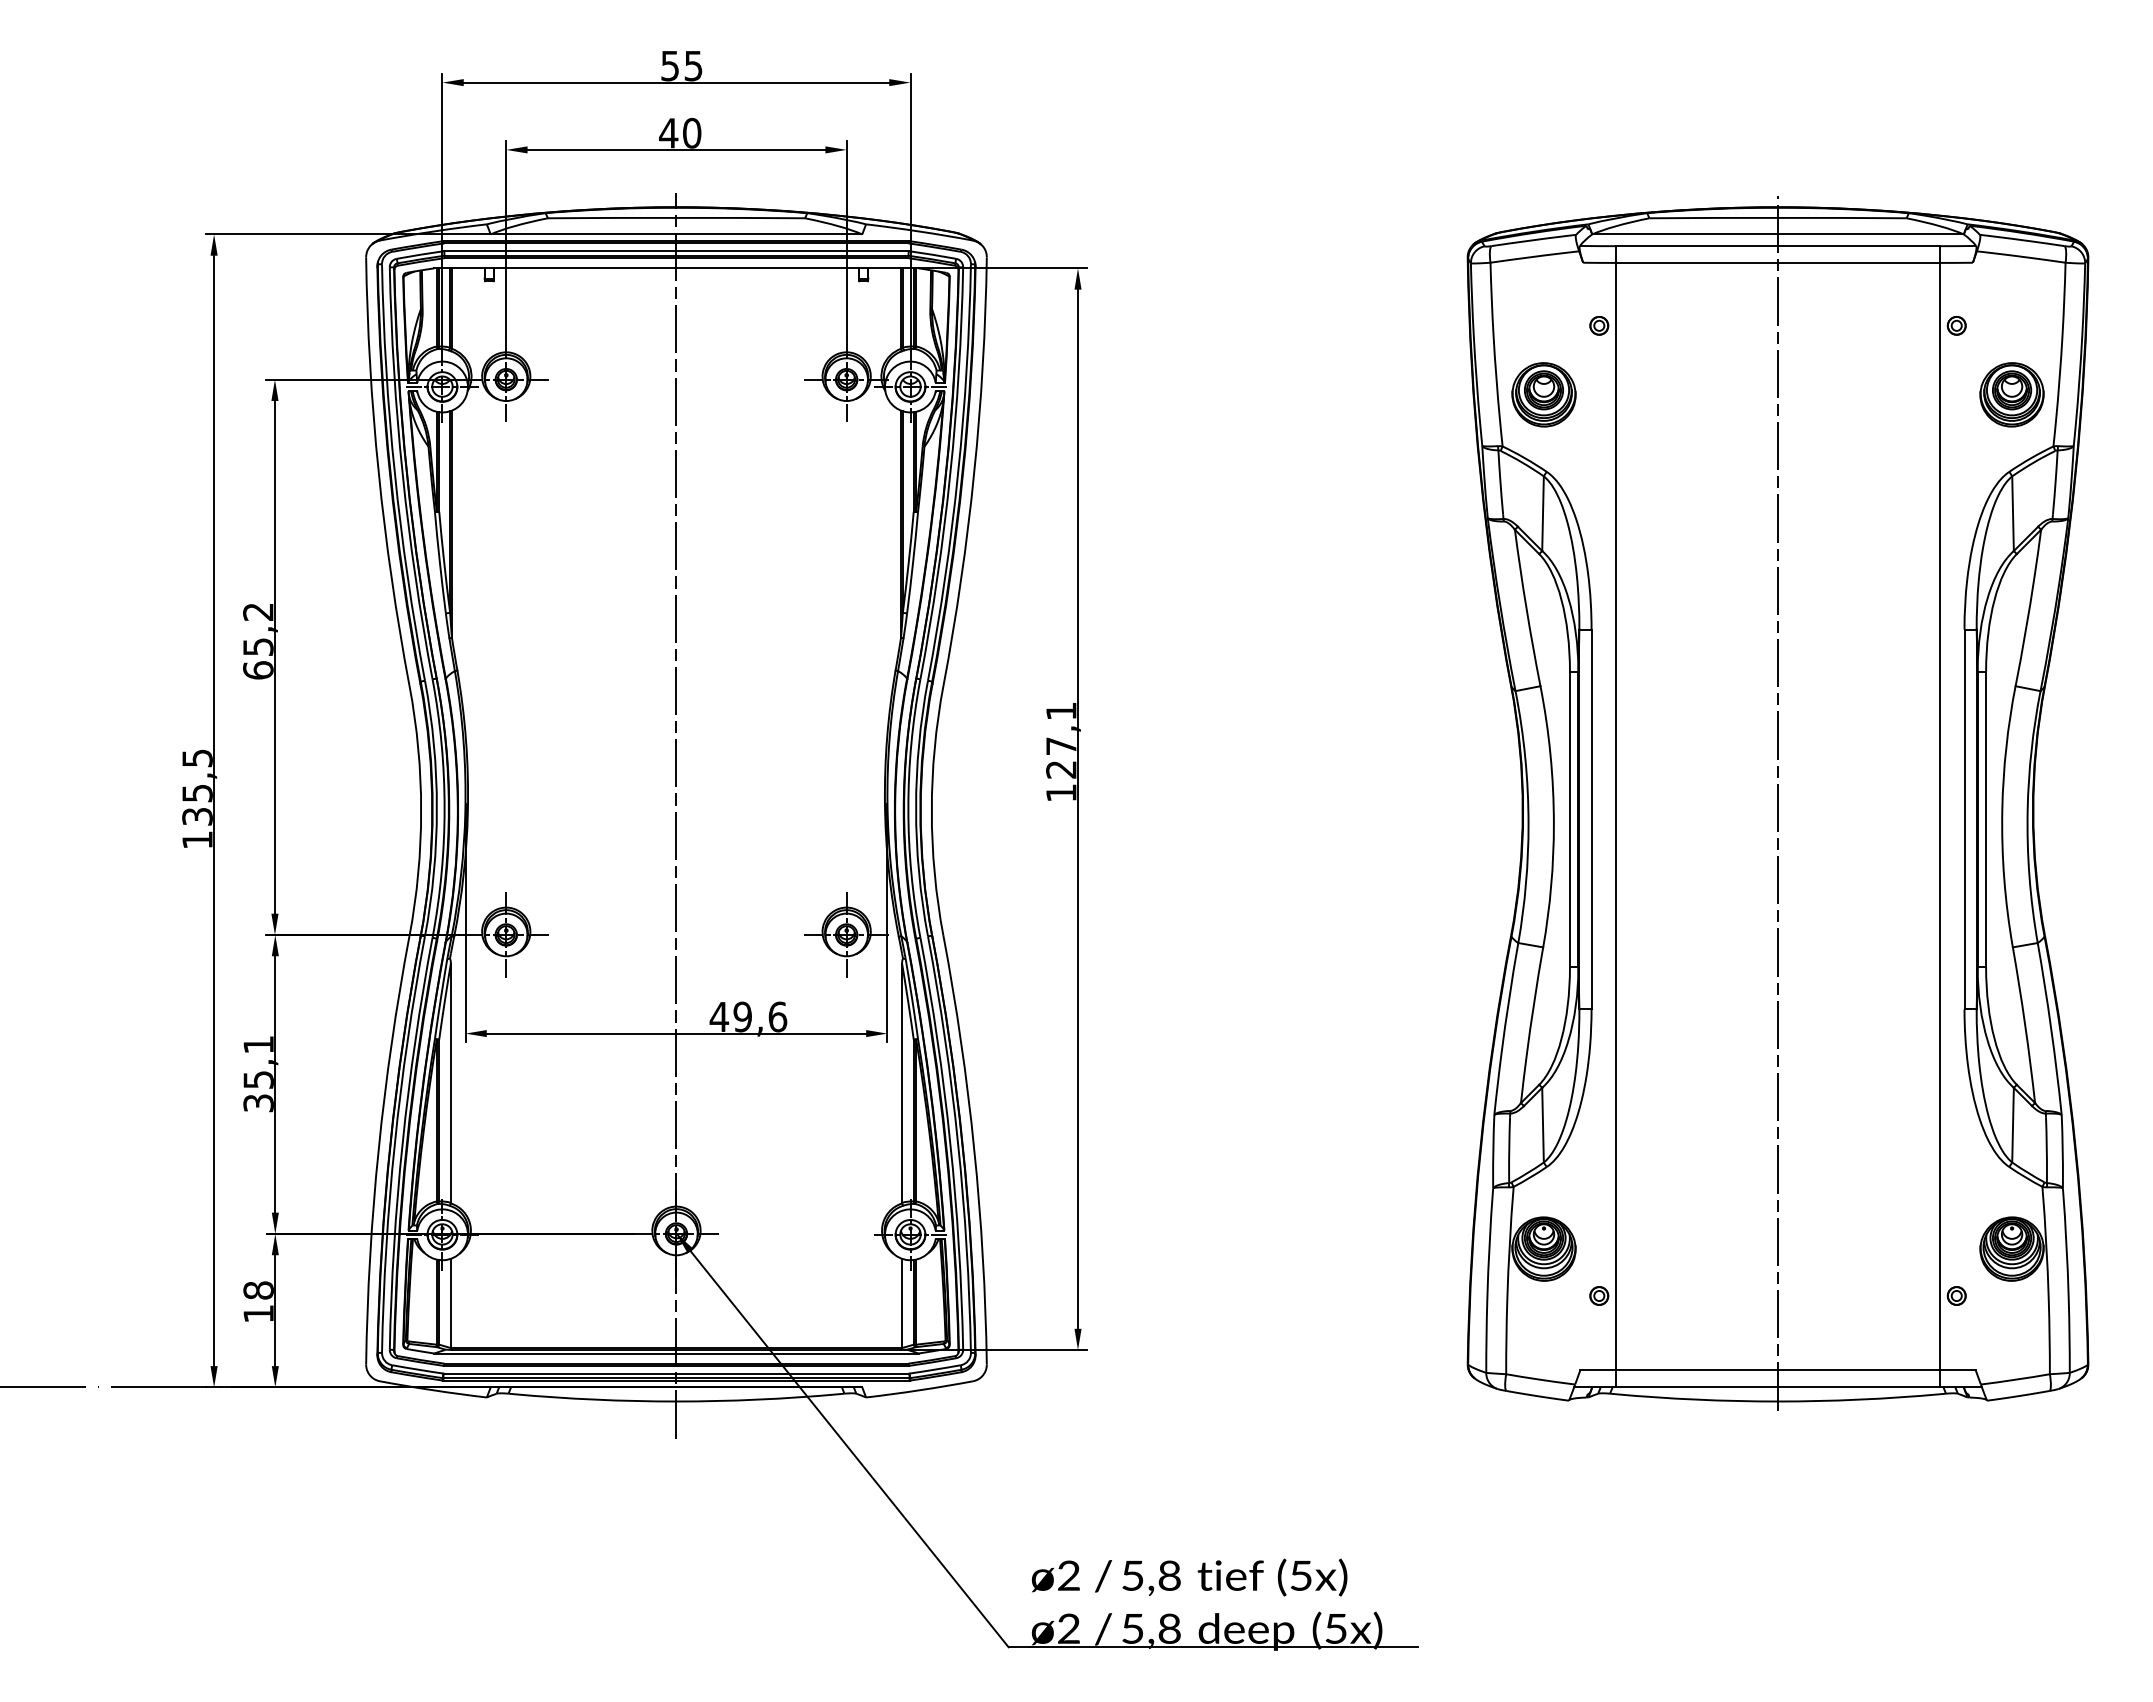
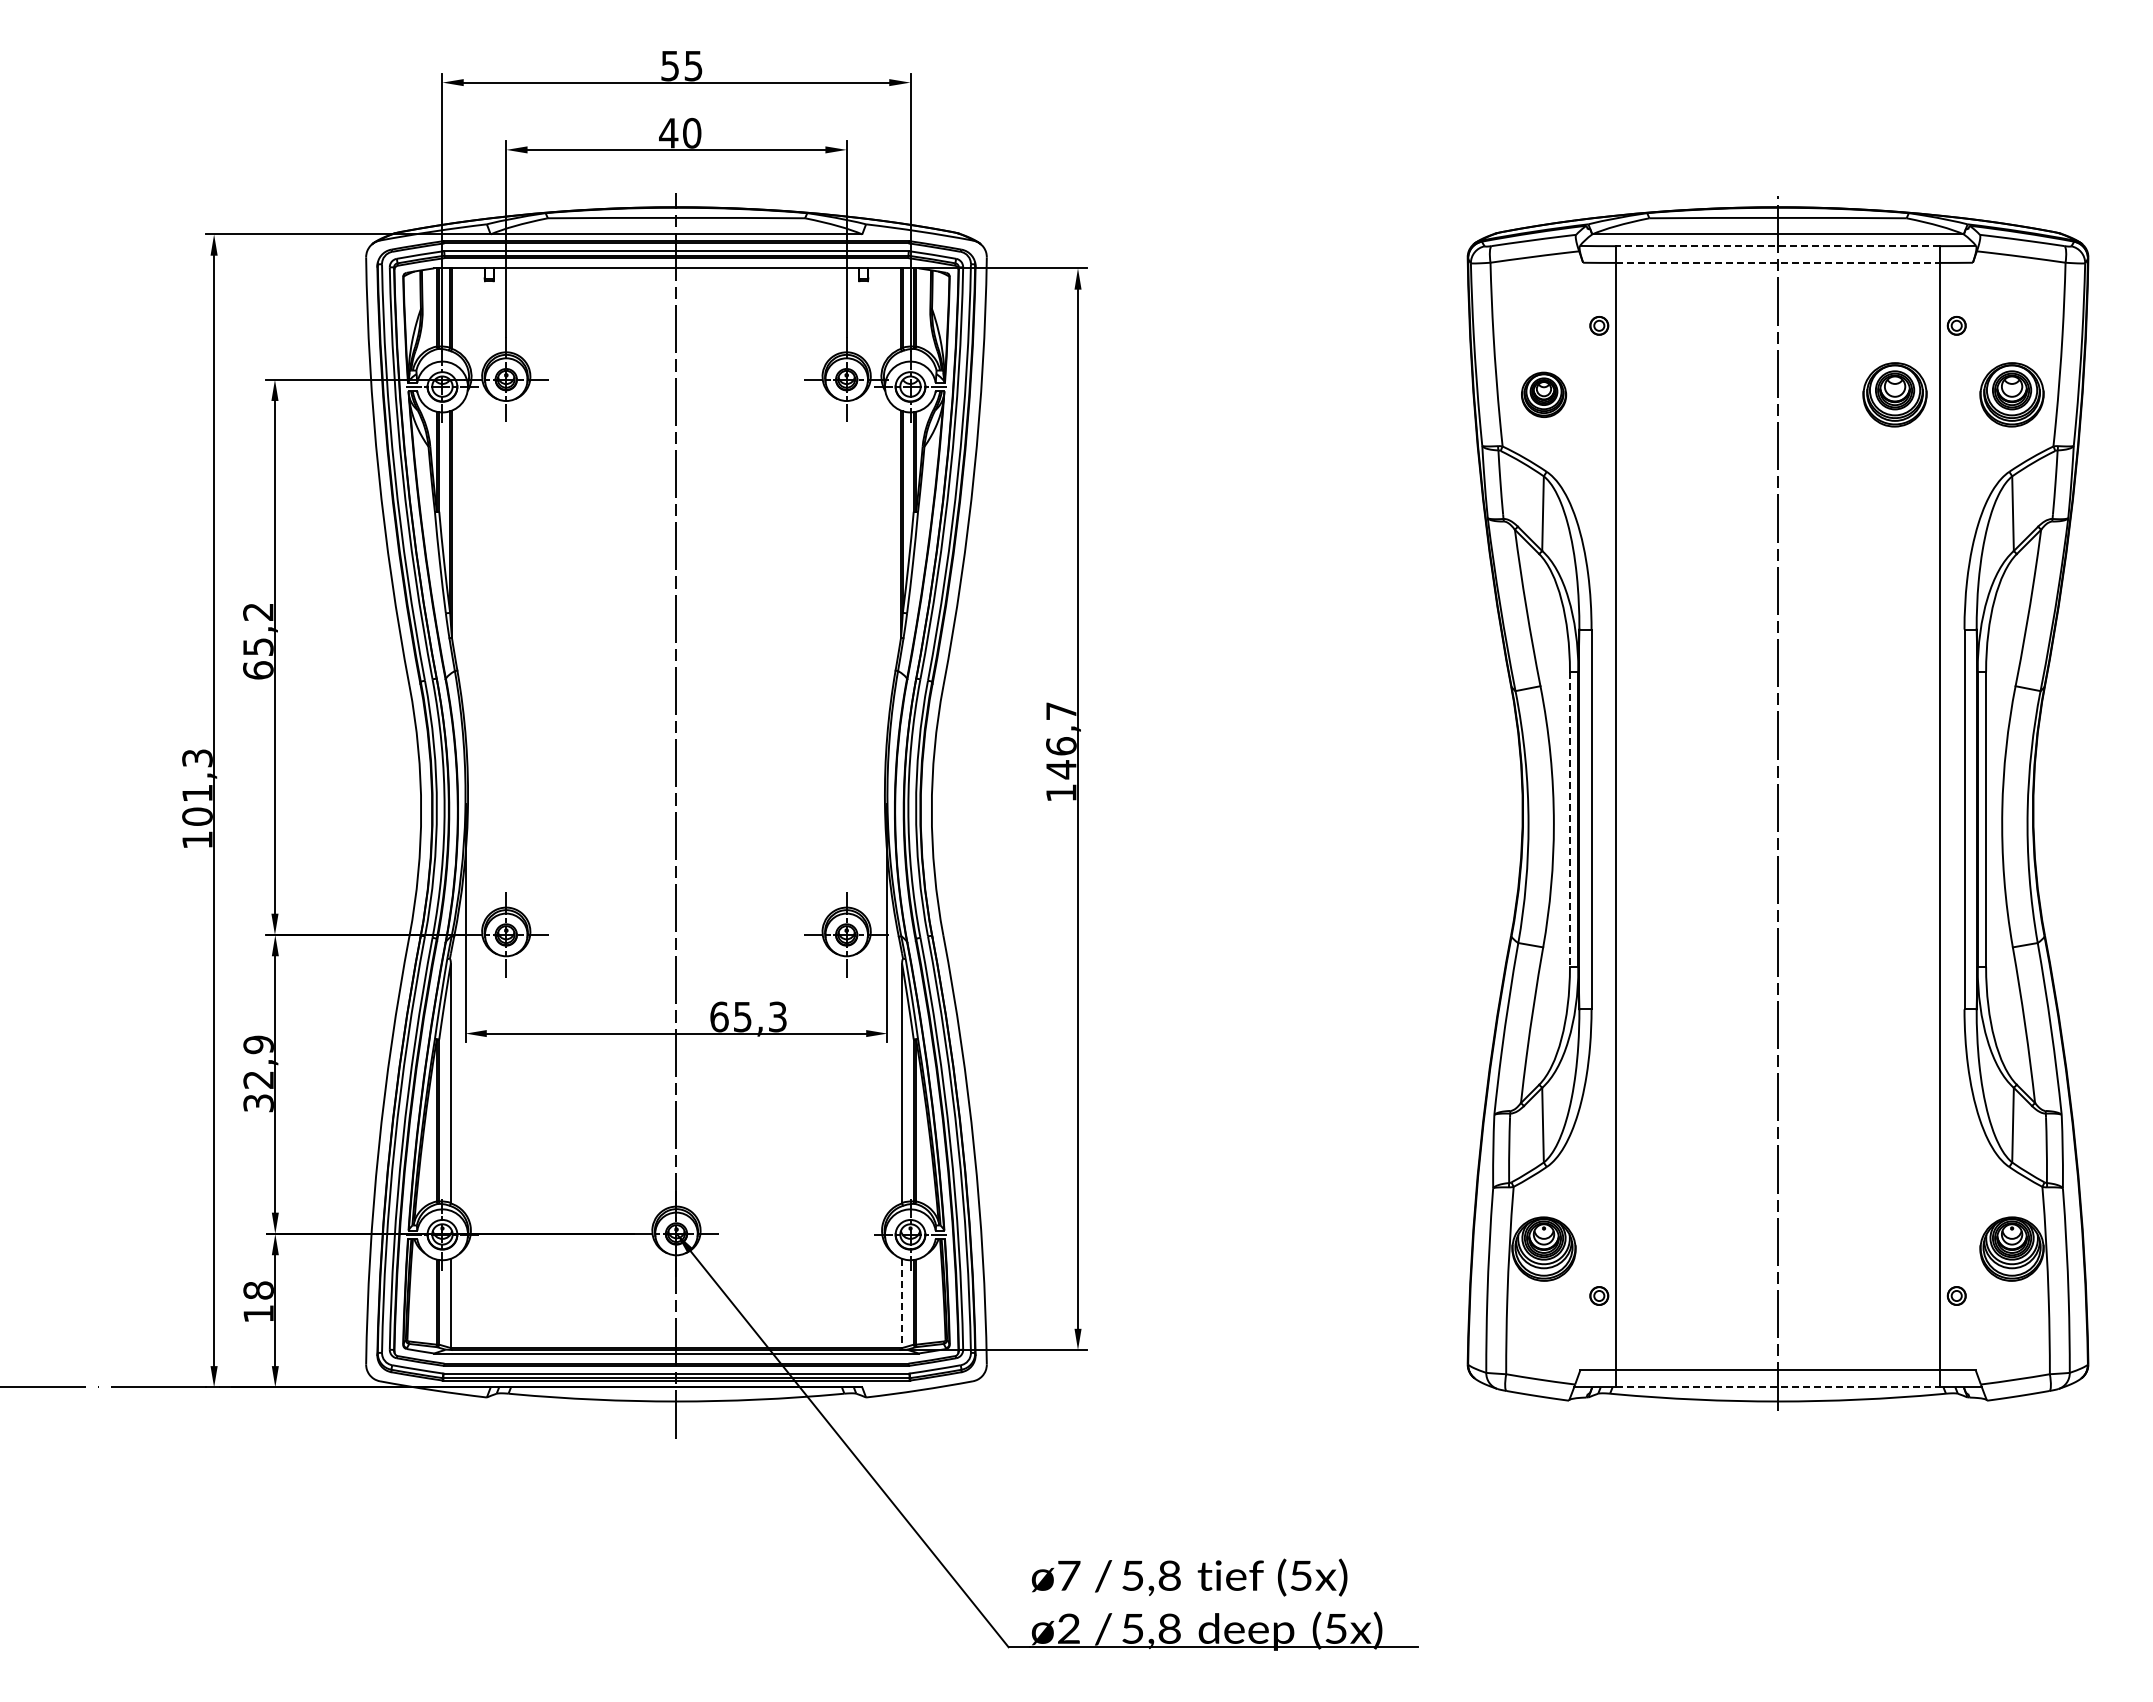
line: solid -> dashed (1778, 246)
line: solid -> dashed (1778, 262)
part size: 66x66 px -> 47x47 px (1544, 394)
part: none -> present (1894, 394)
text: 127,1 -> 146,7 (1061, 740)
text: 135,5 -> 101,3 (197, 787)
line: solid -> dashed (1569, 819)
text: 49,6 -> 65,3 (748, 1016)
text: 35,1 -> 32,9 (258, 1061)
line: solid -> dashed (902, 1303)
line: solid -> dashed (1778, 1387)
text: ø2 -> ø7 (1069, 1575)
